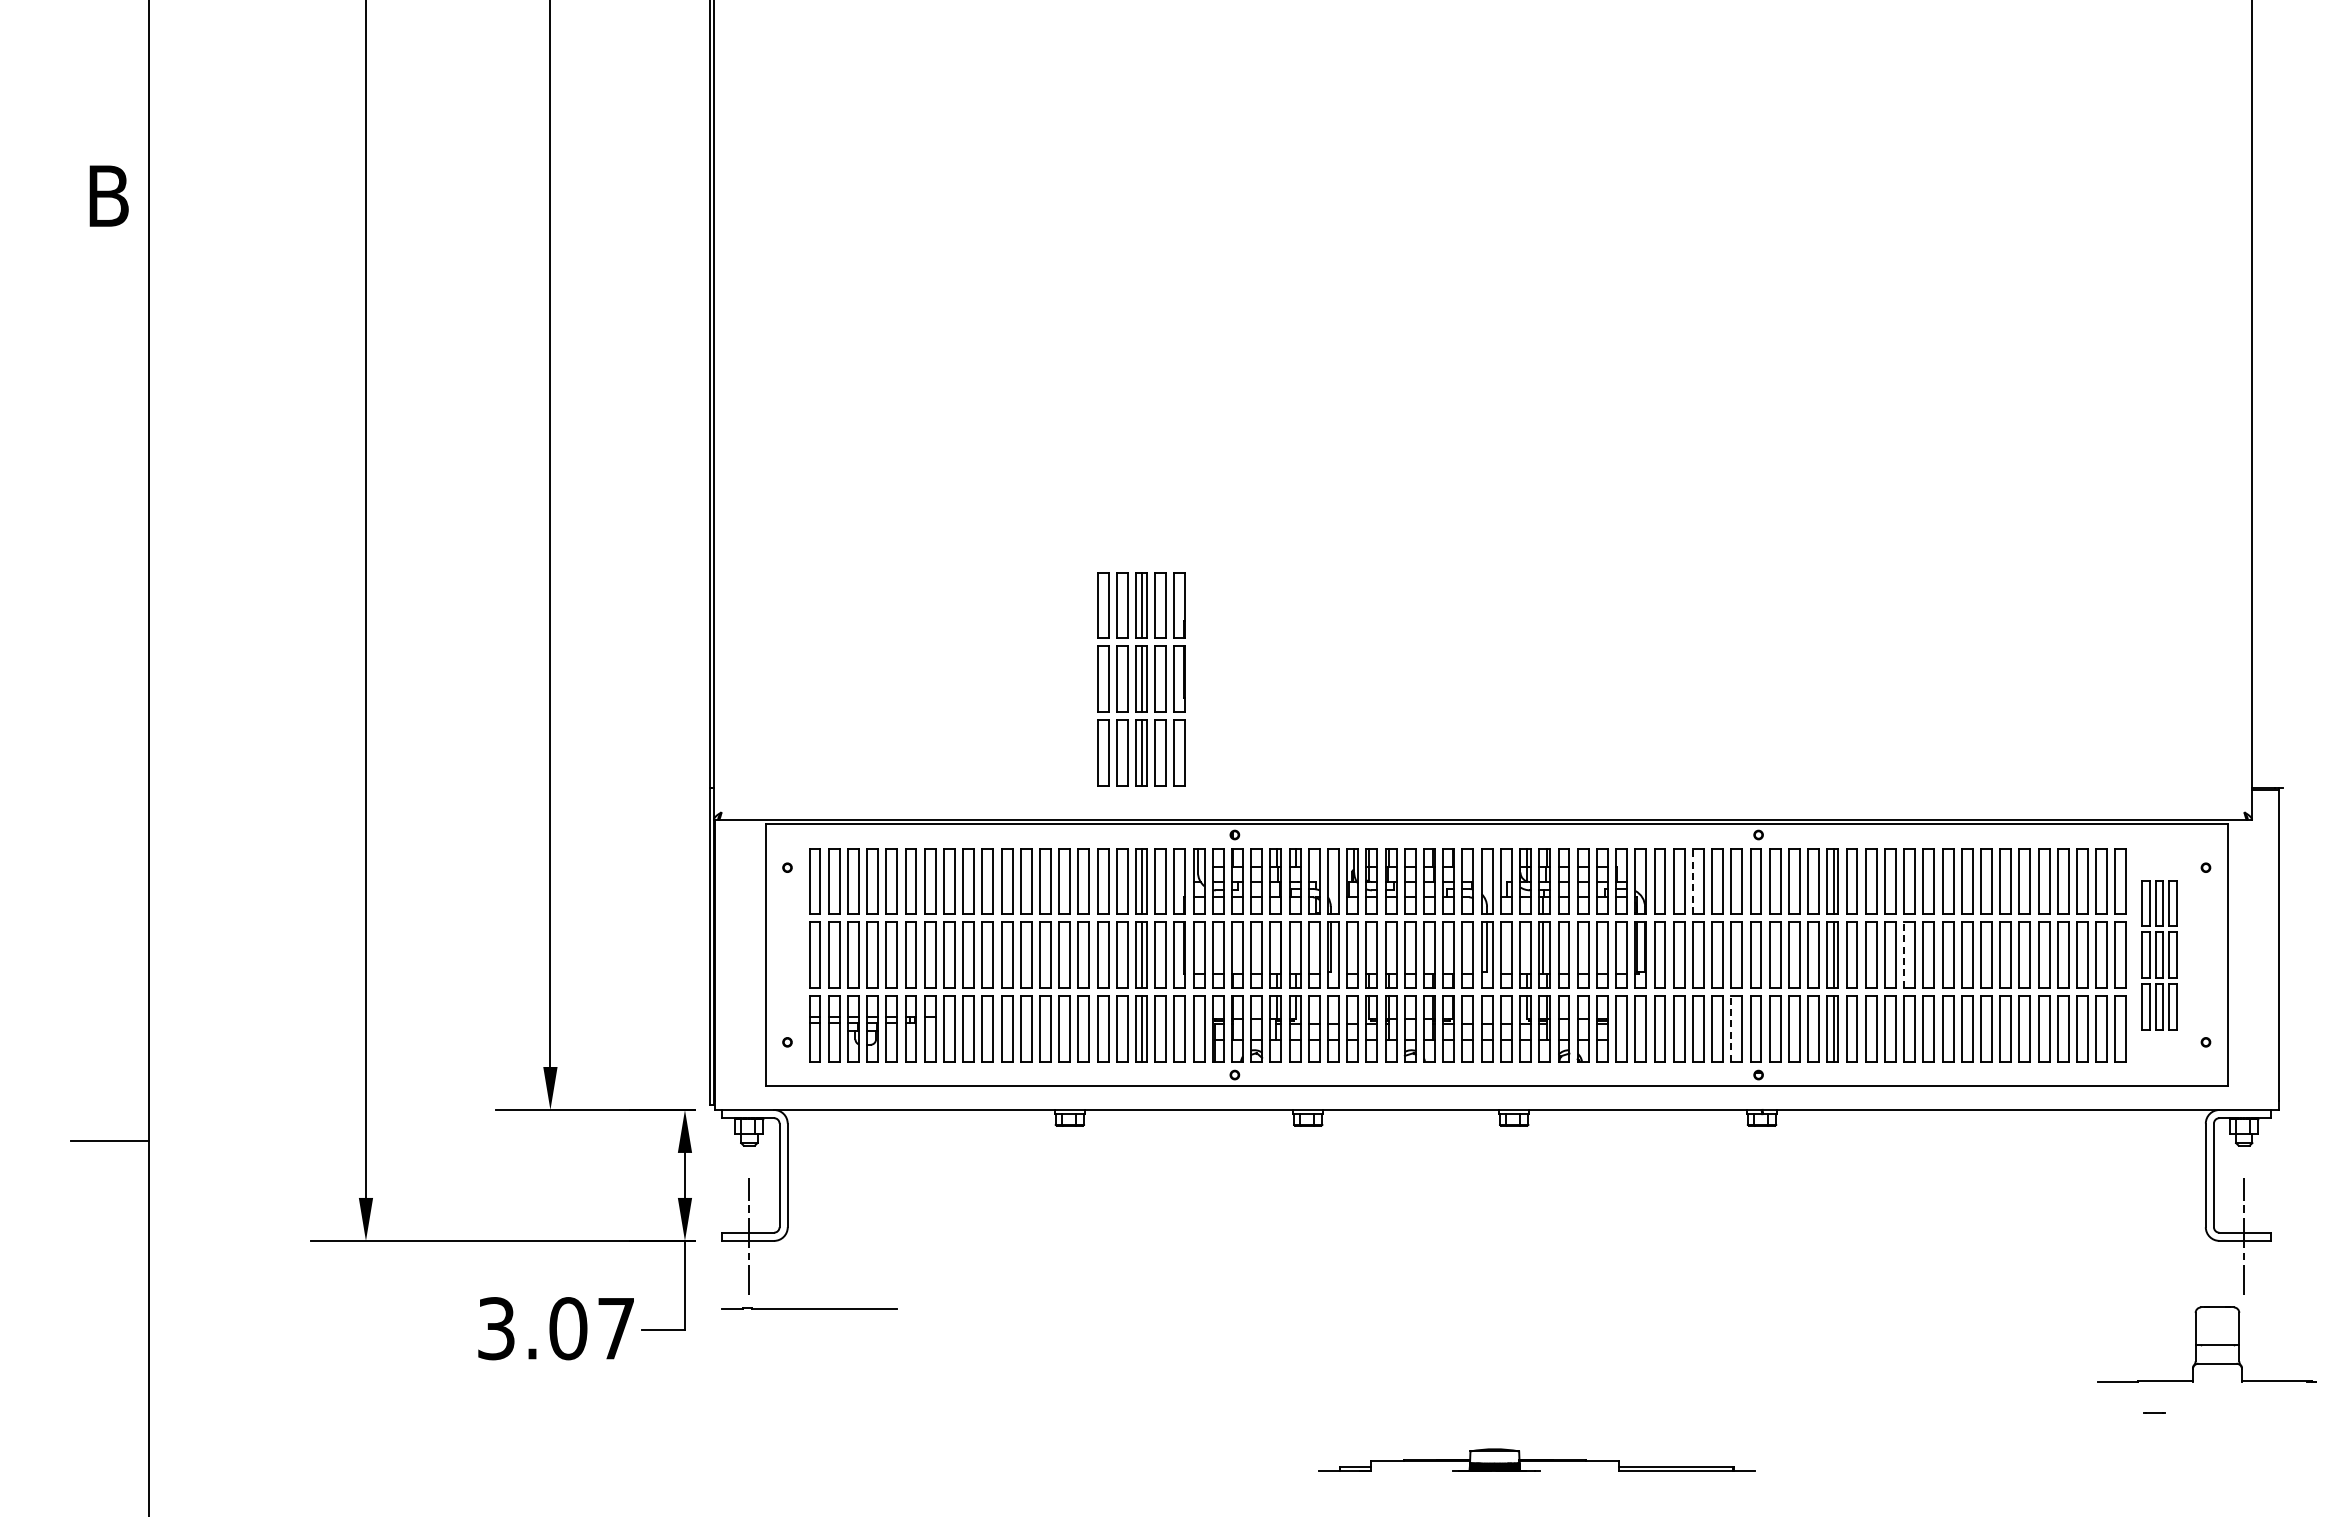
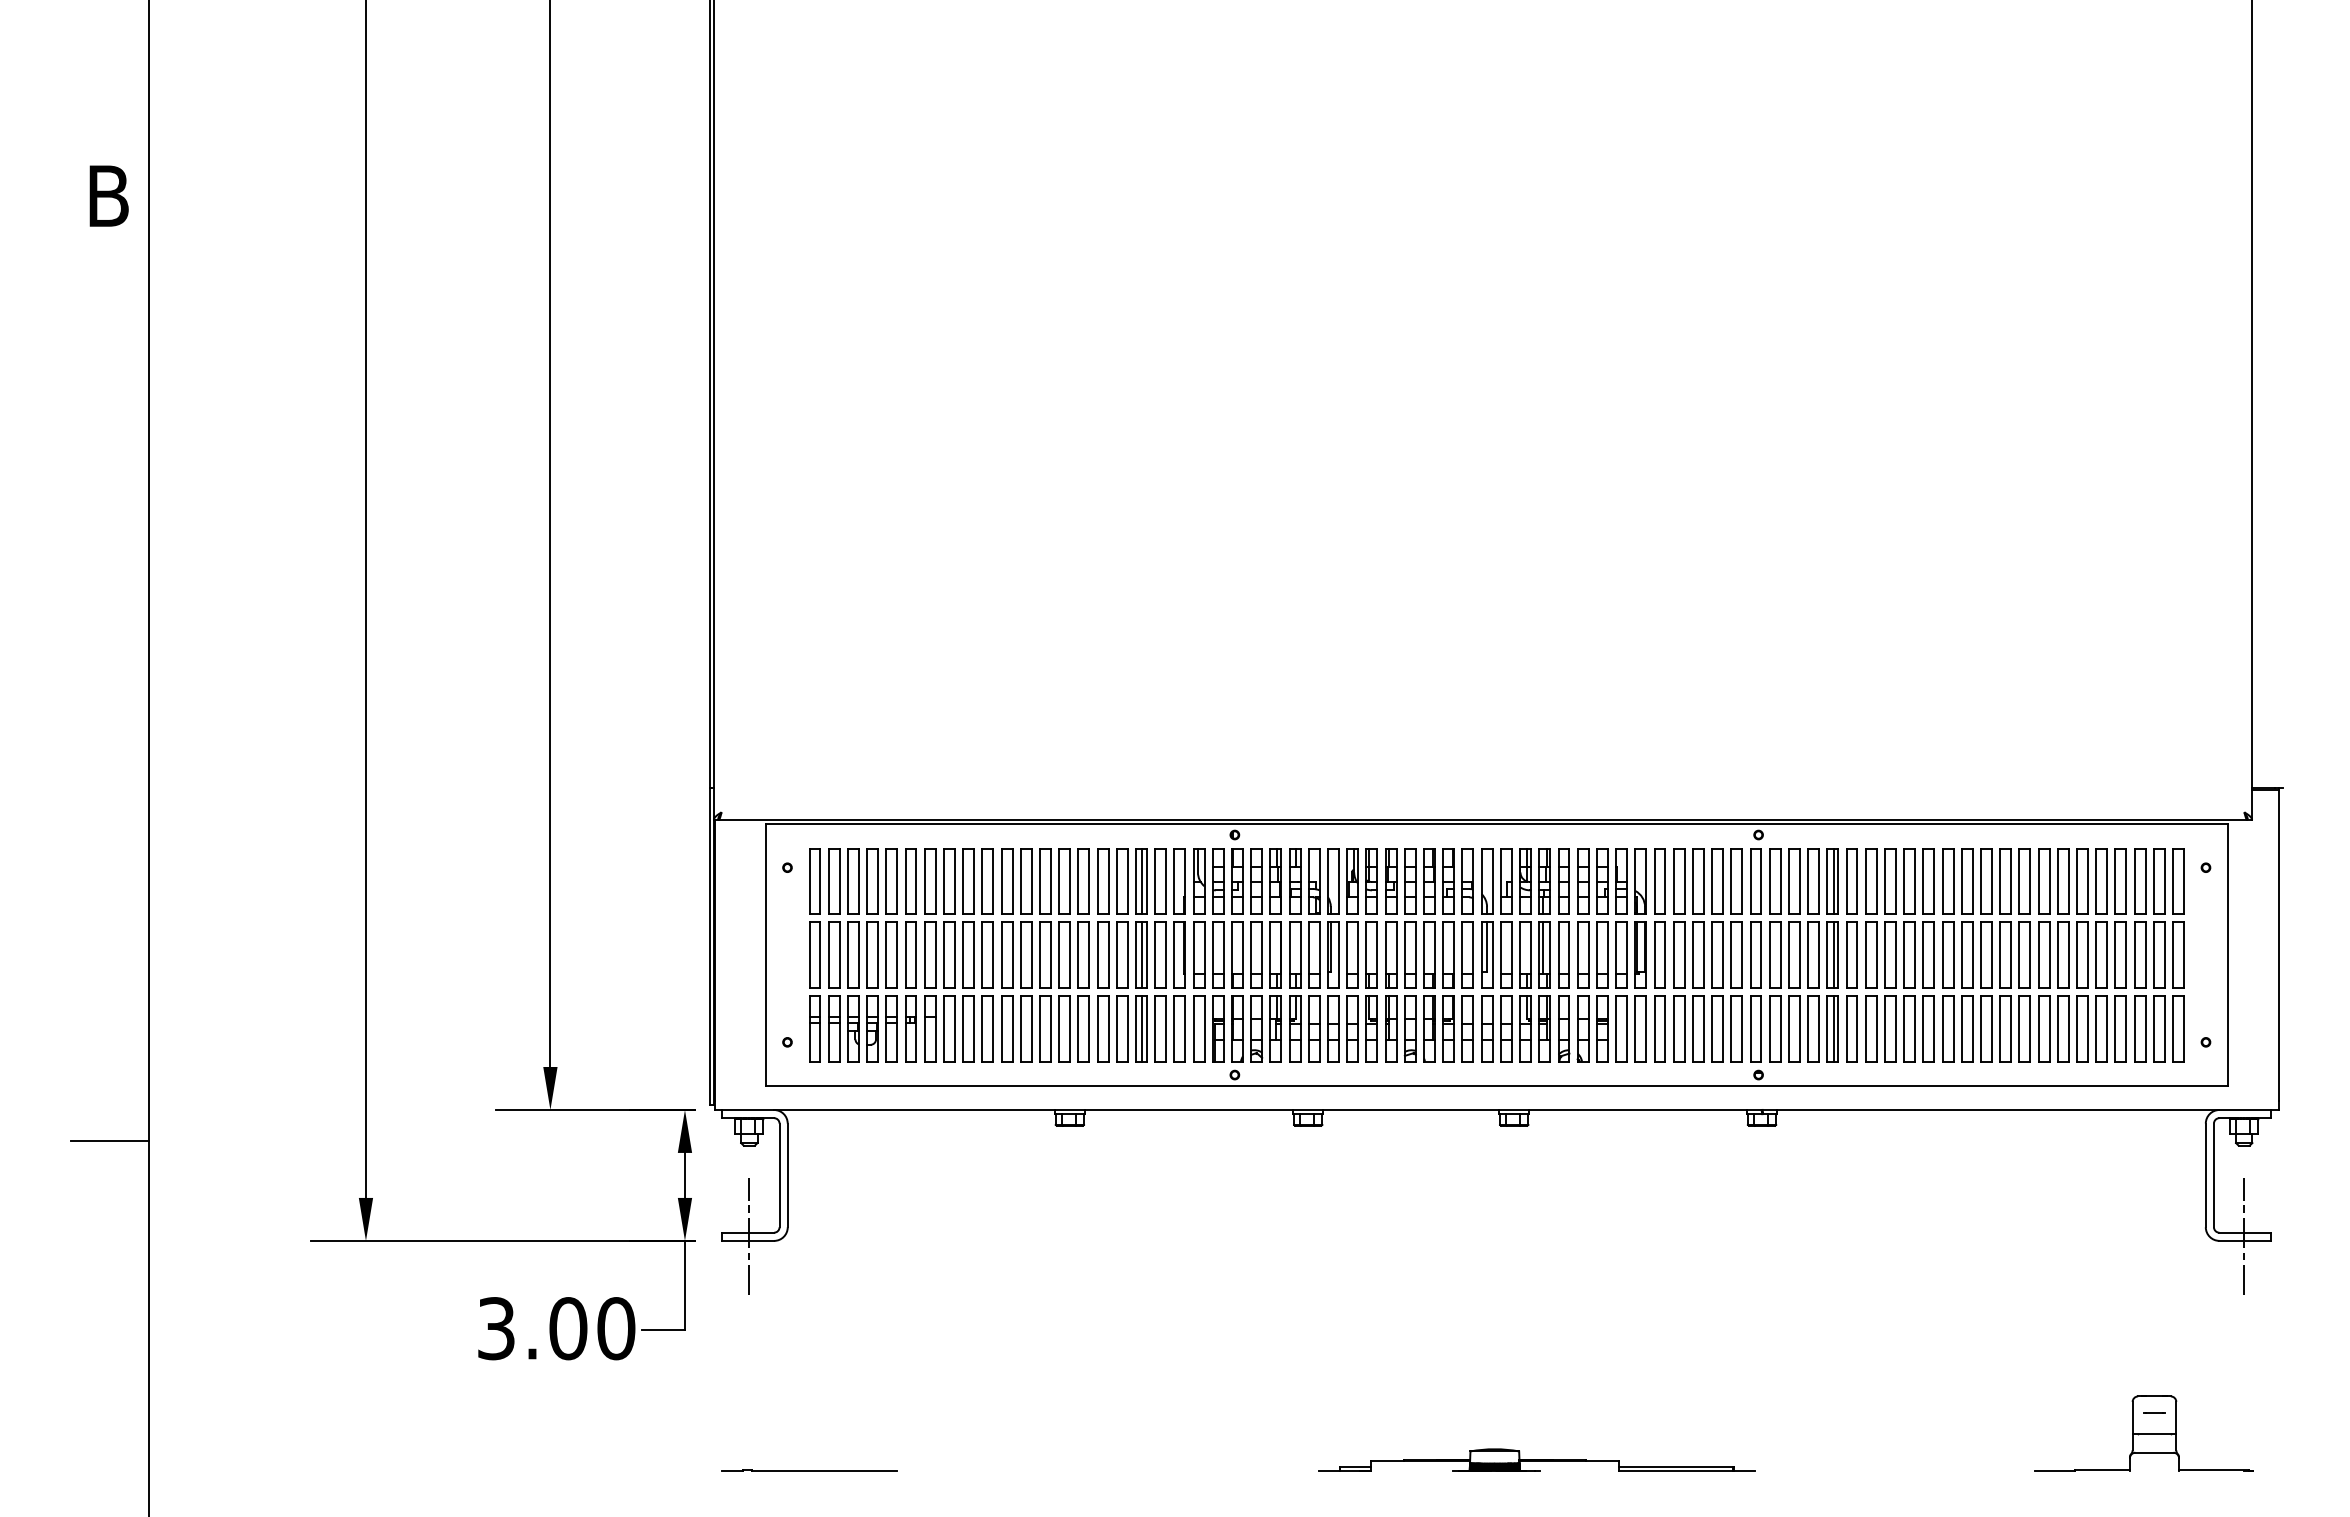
part: present -> none (1141, 679)
line: dashed -> solid (1692, 881)
line: dashed -> solid (1904, 955)
part size: 37x151 px -> 51x215 px (2159, 955)
line: dashed -> solid (1731, 1028)
line position: (809, 1308) -> (809, 1470) (809, 1470)
text: 3.07 -> 3.00 (616, 1328)
part position: (2206, 1344) -> (2143, 1433) (2143, 1433)
